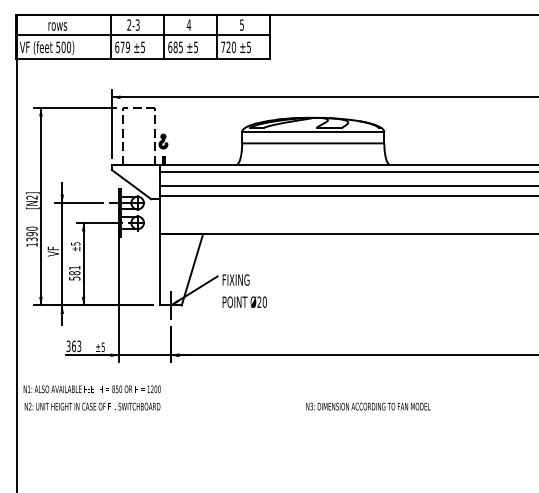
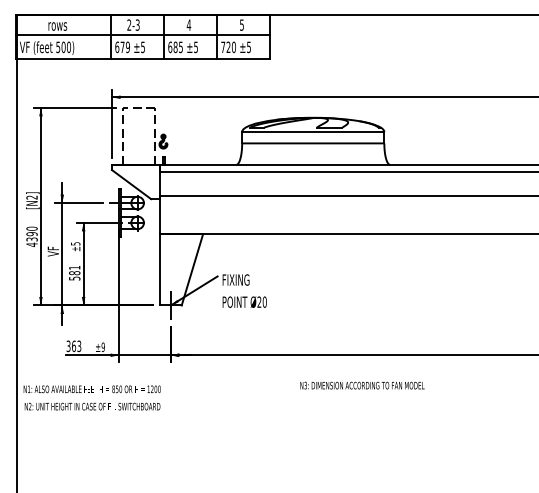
line: present -> none (347, 186)
text: 1390 -> 4390 (31, 244)
text: ±5 -> ±9 (102, 346)
text position: (368, 406) -> (362, 385) (362, 385)
